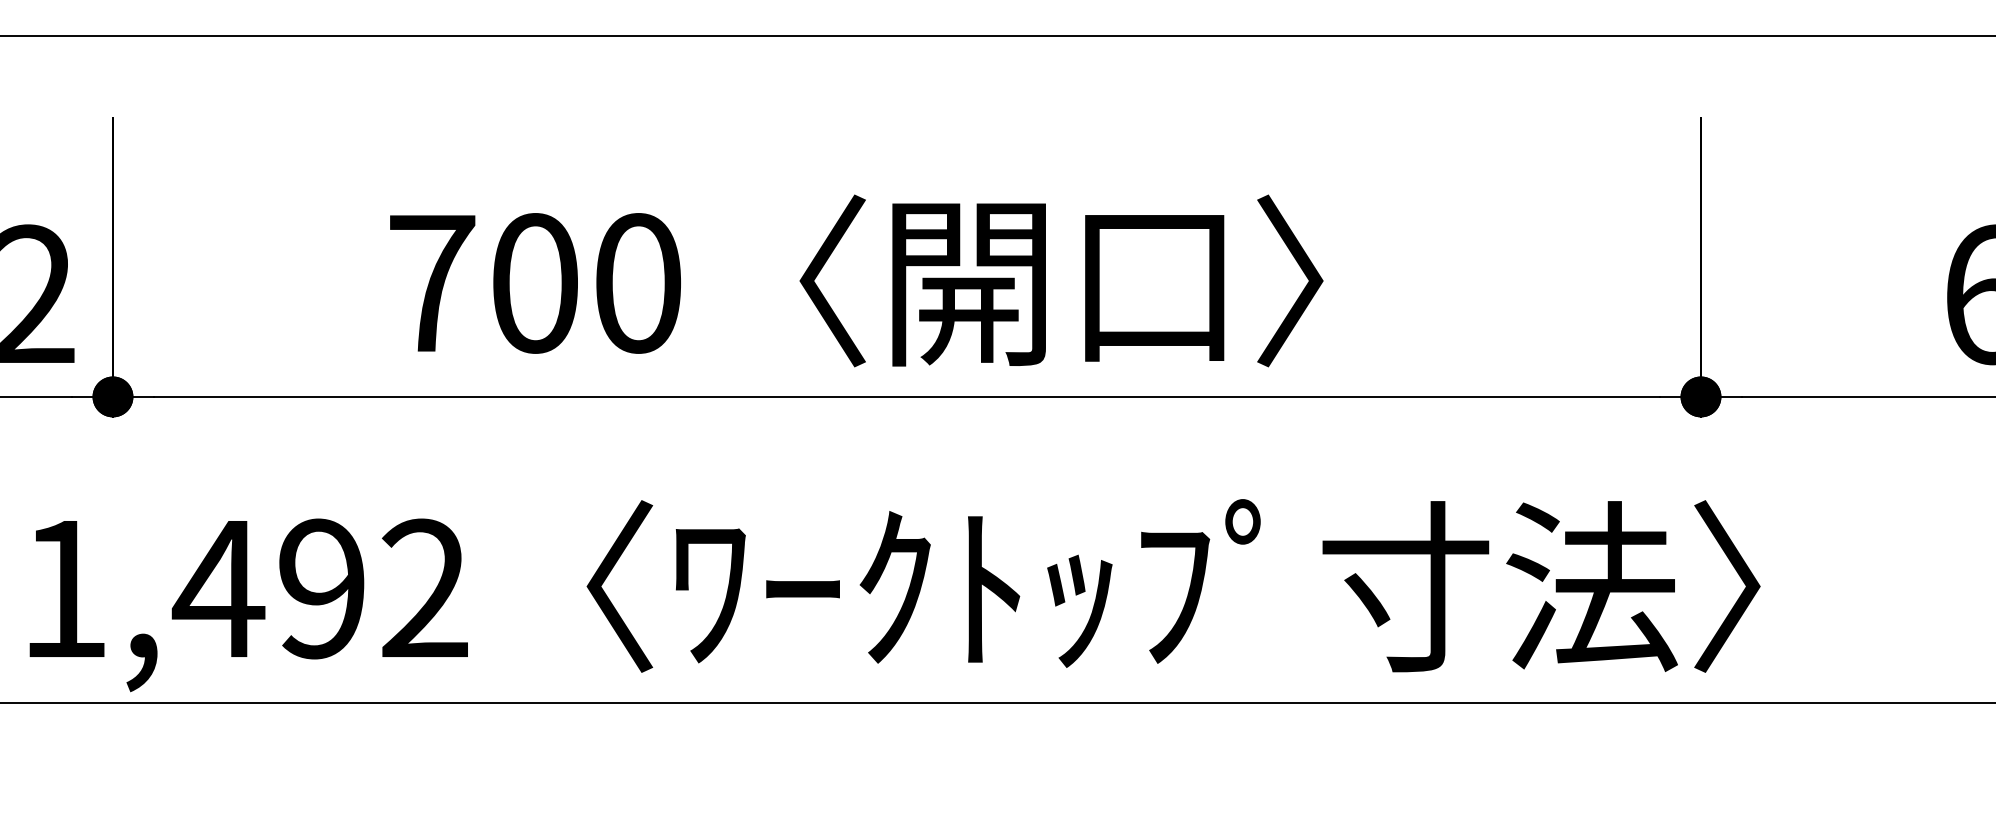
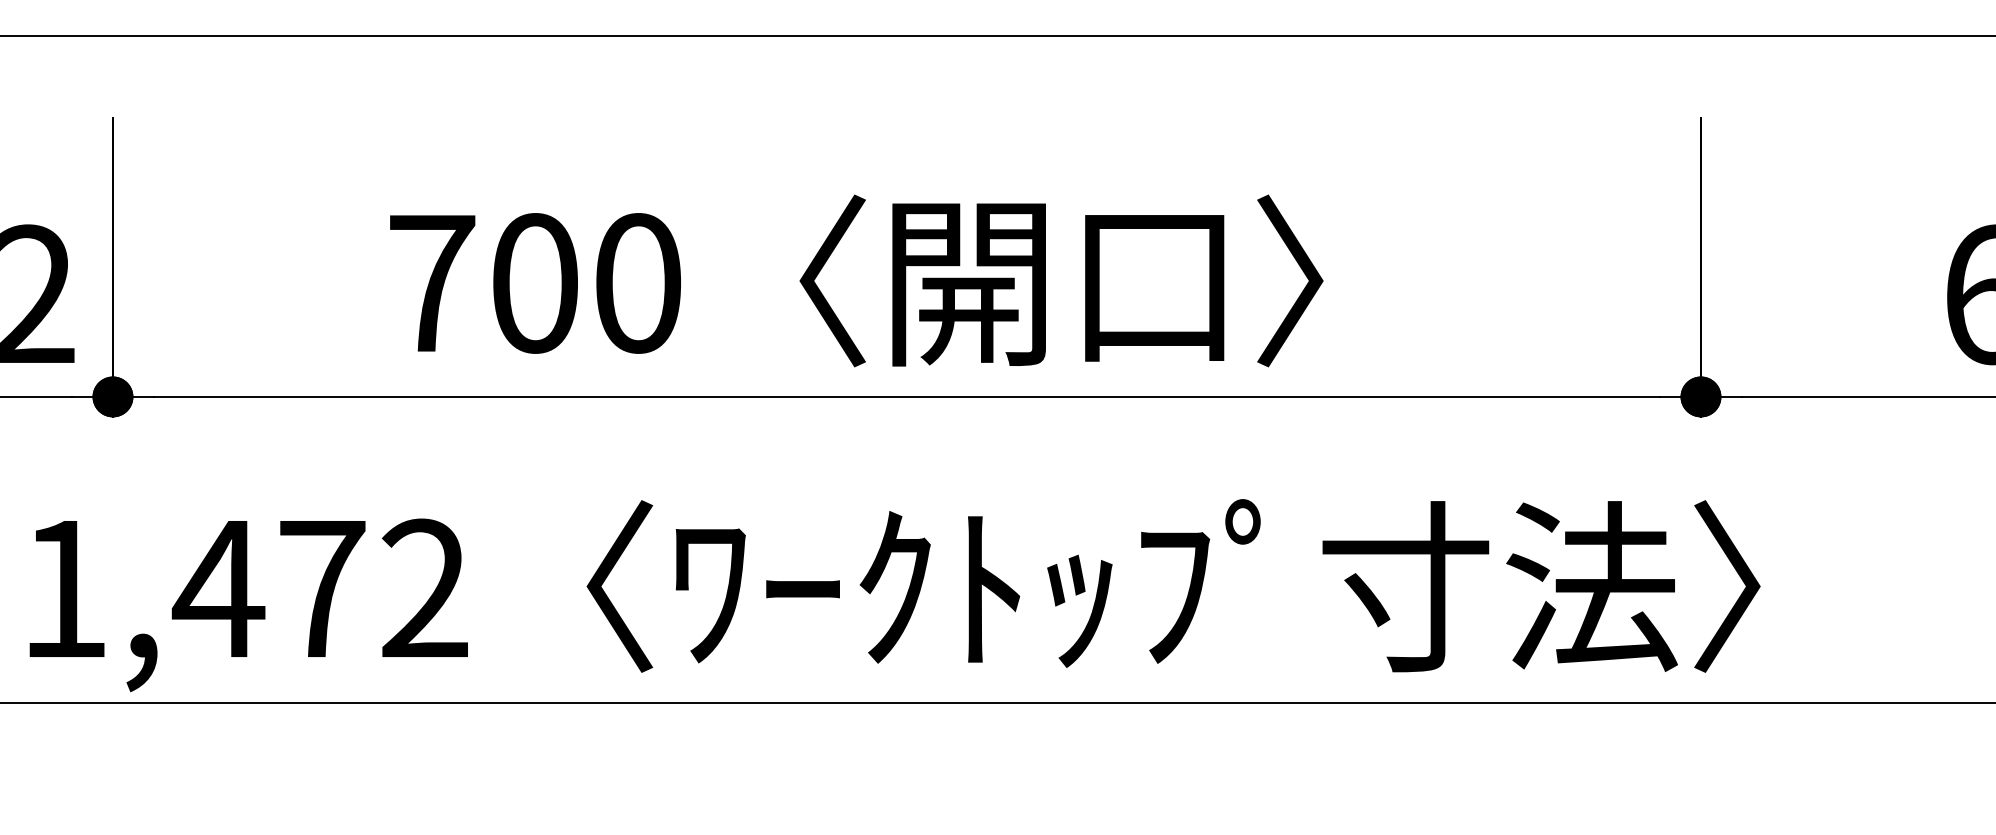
text: 1,492 -> 1,472 (322, 588)
